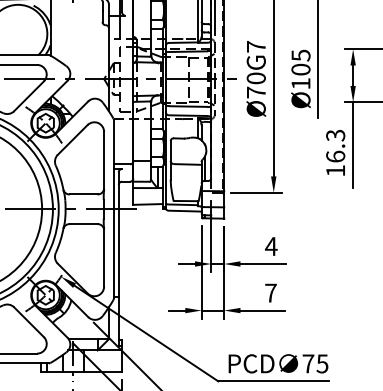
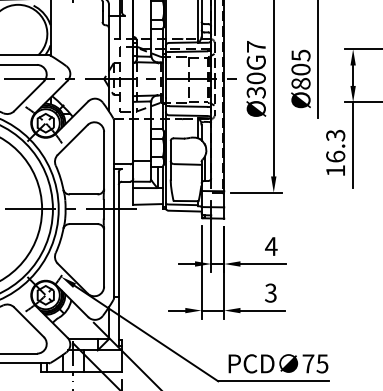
text: Ø105 -> Ø805 (300, 83)
text: Ø70G7 -> Ø30G7 (255, 92)
text: 7 -> 3 (270, 292)
